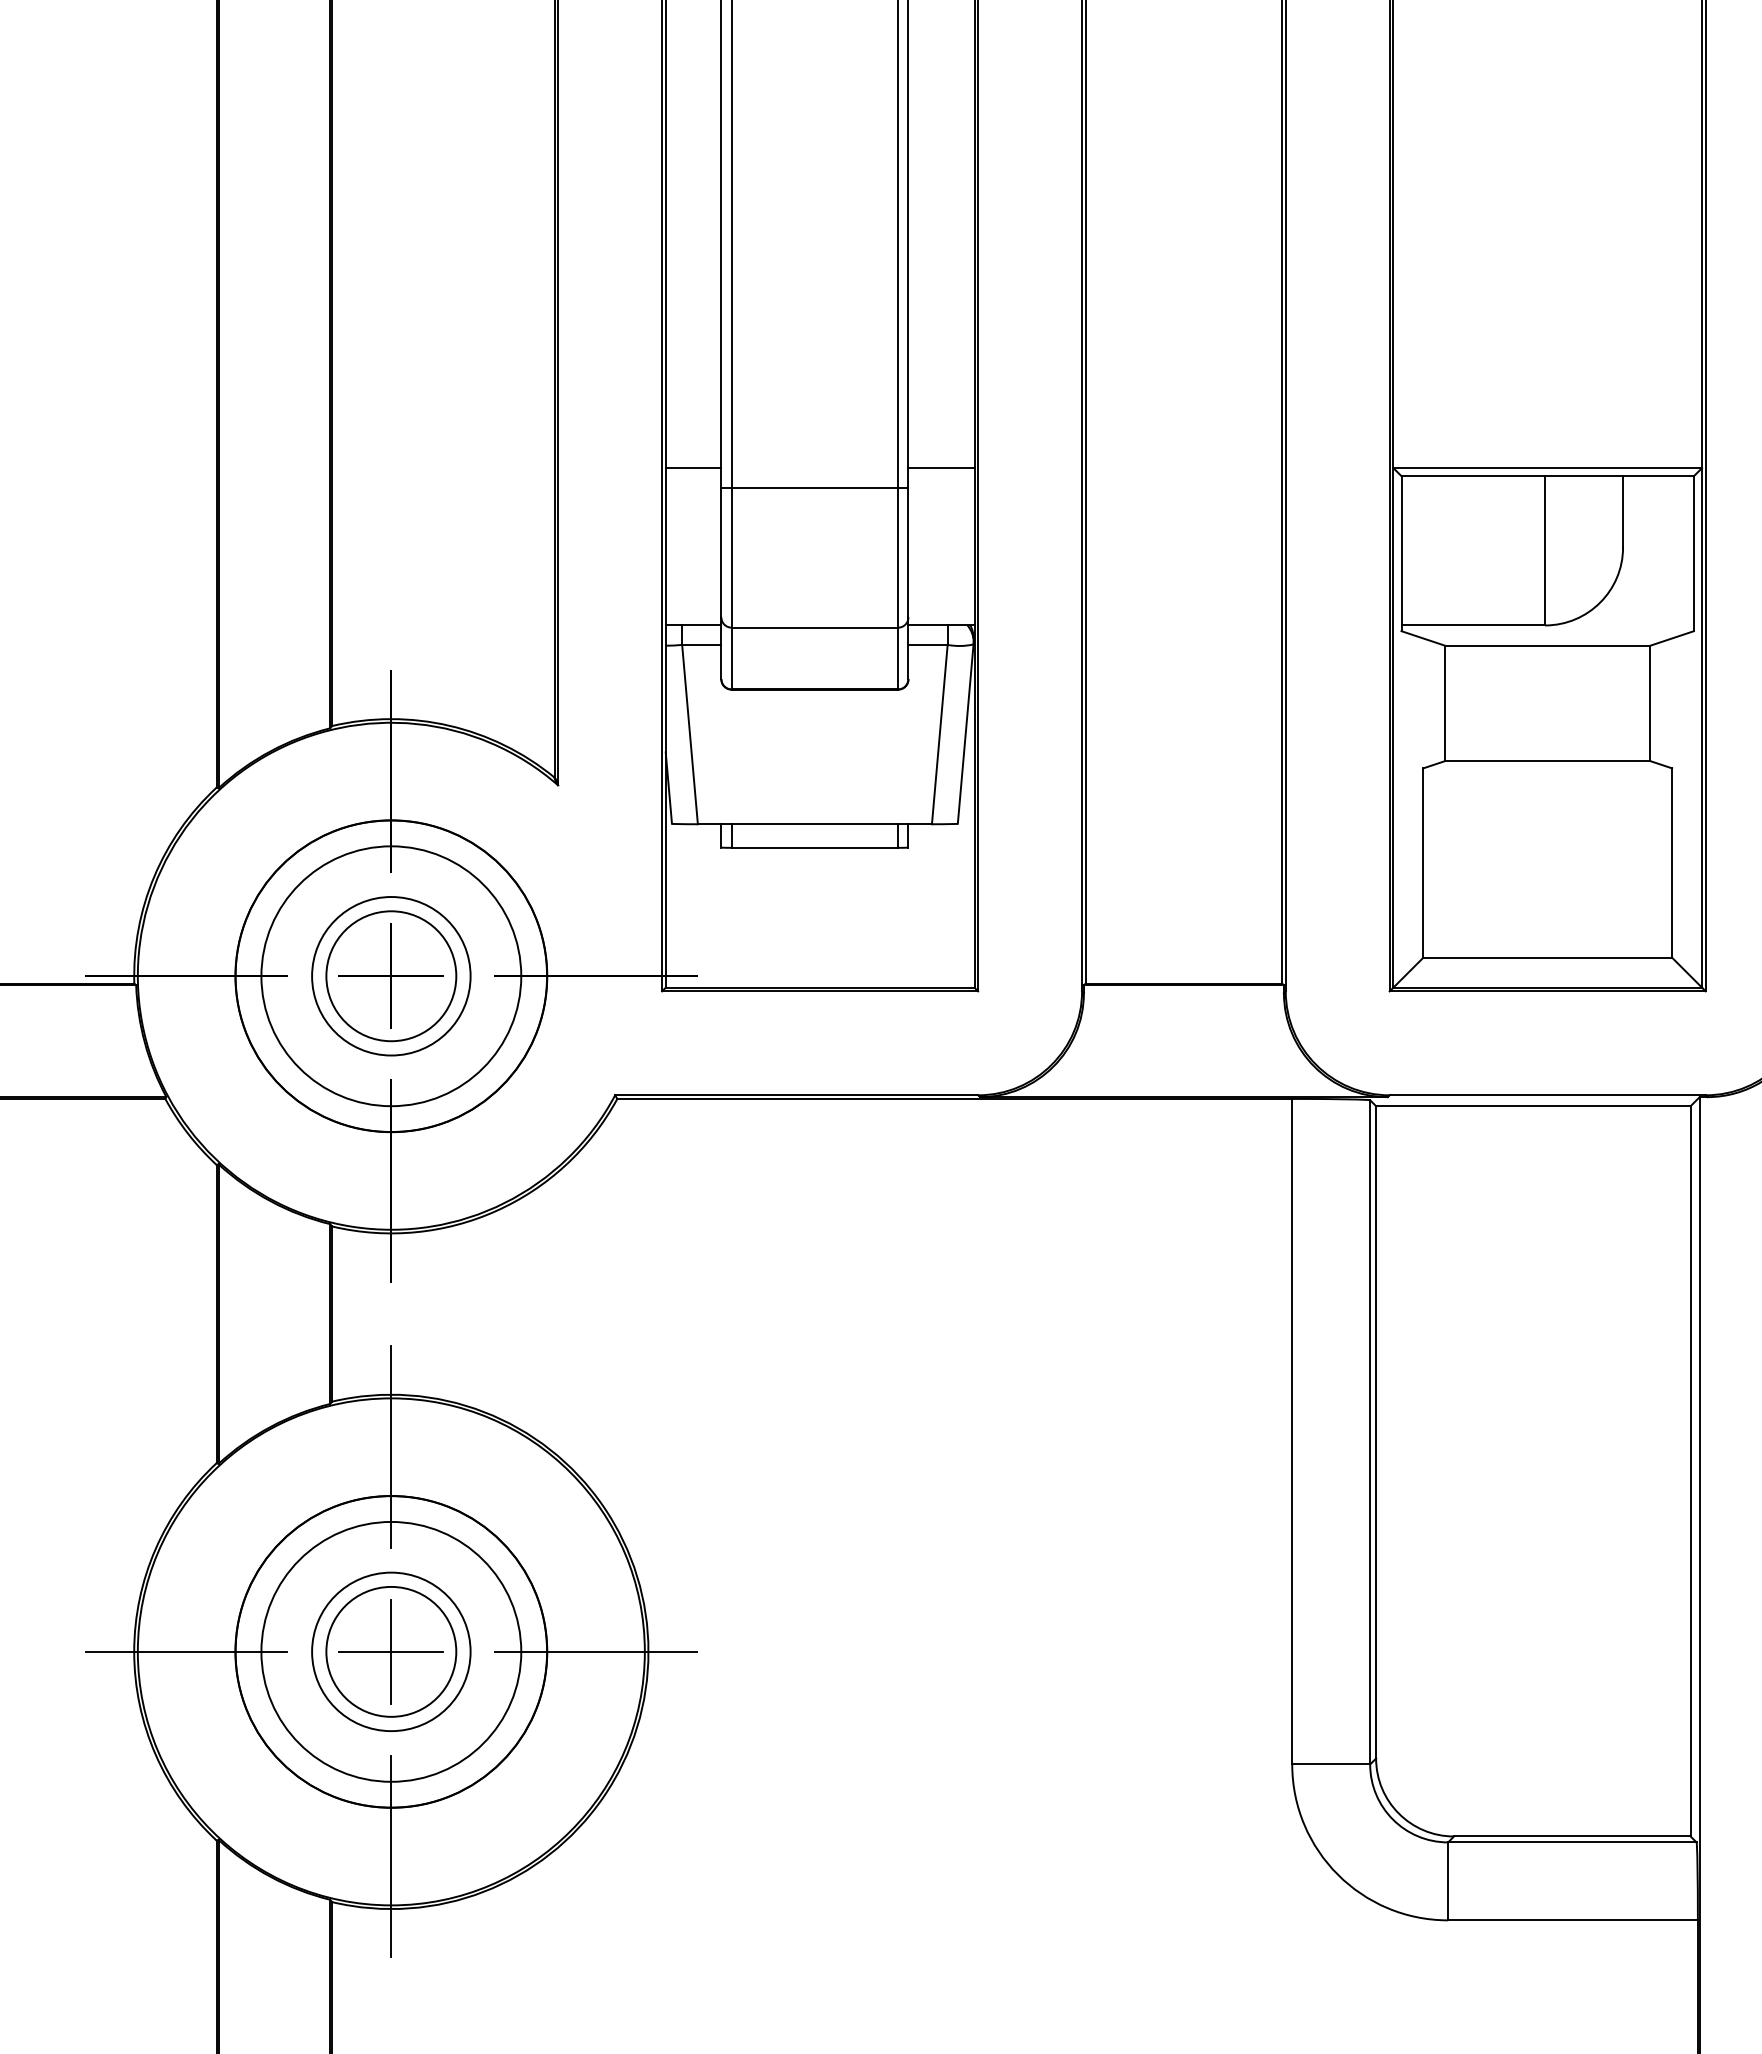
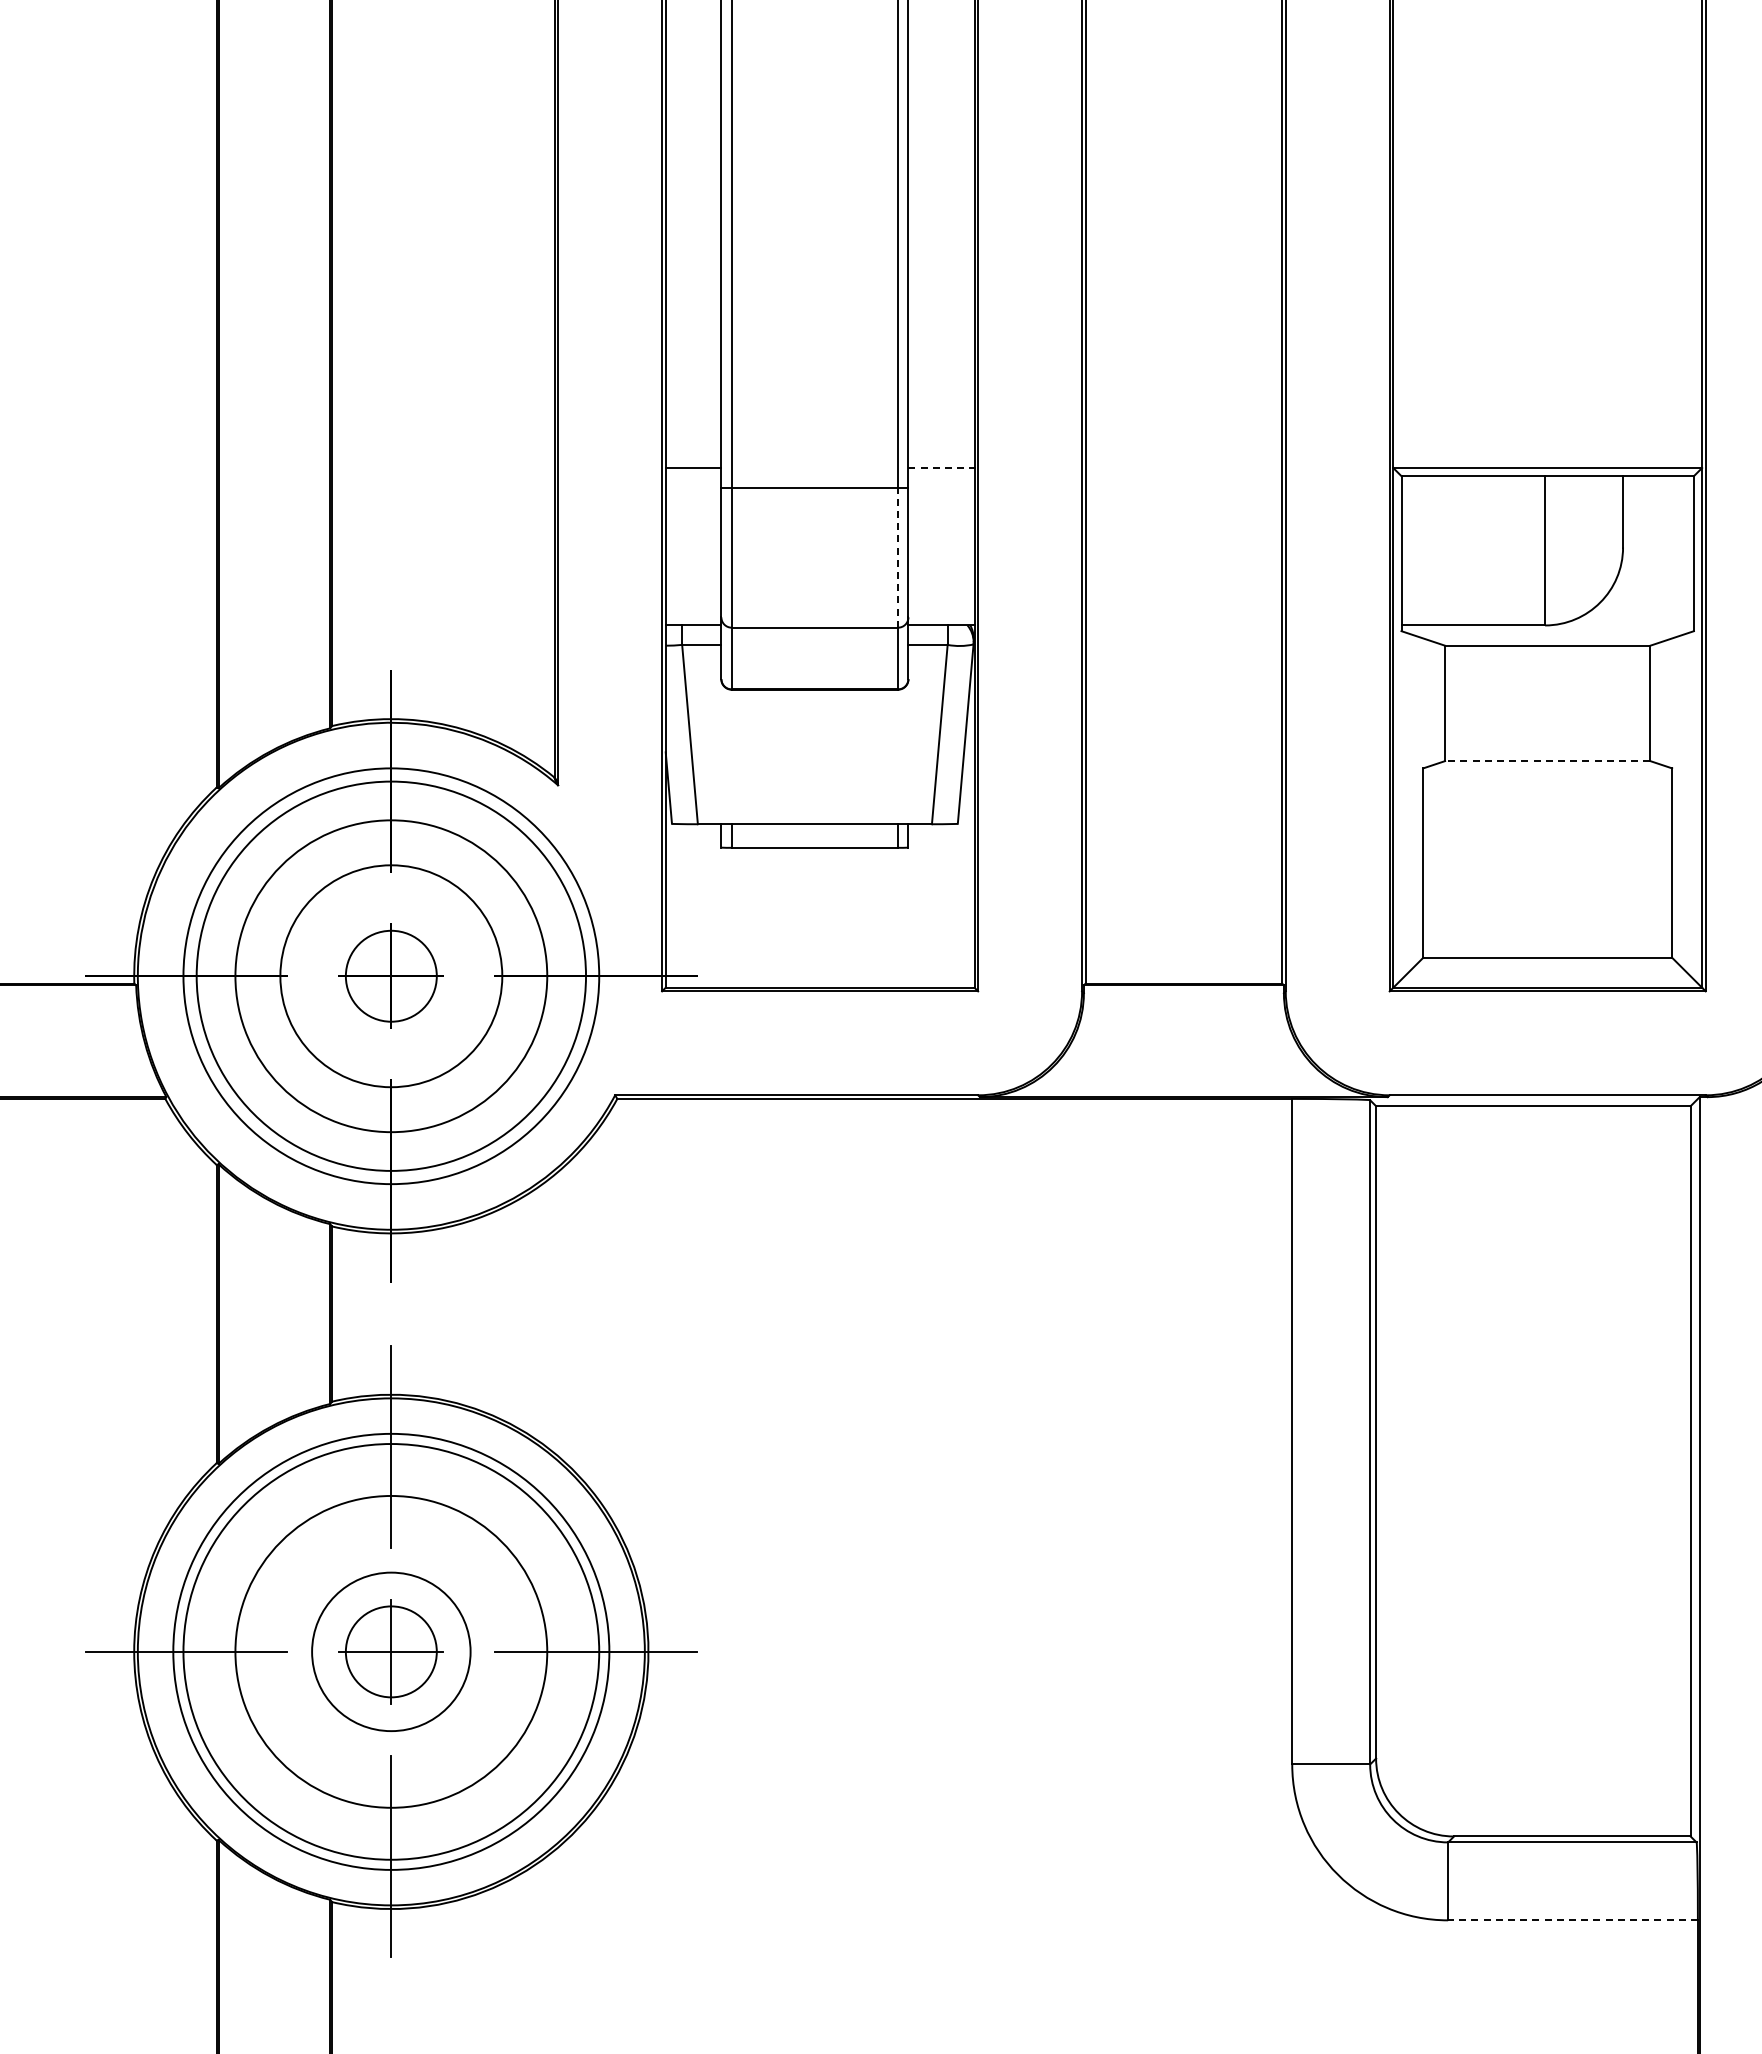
line: solid -> dashed (941, 468)
line: solid -> dashed (898, 557)
line: solid -> dashed (1547, 761)
circle diameter: 130 px -> 91 px (390, 975)
circle diameter: 159 px -> 222 px (391, 976)
circle diameter: 260 px -> 416 px (391, 976)
circle diameter: 311 px -> 389 px (391, 975)
circle diameter: 130 px -> 91 px (390, 1651)
circle diameter: 260 px -> 416 px (391, 1651)
circle diameter: 311 px -> 436 px (391, 1651)
line: solid -> dashed (1573, 1920)
